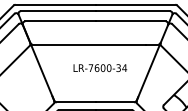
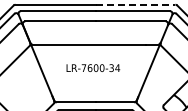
line: solid -> dashed (135, 4)
text position: (100, 67) -> (93, 67) (93, 67)
